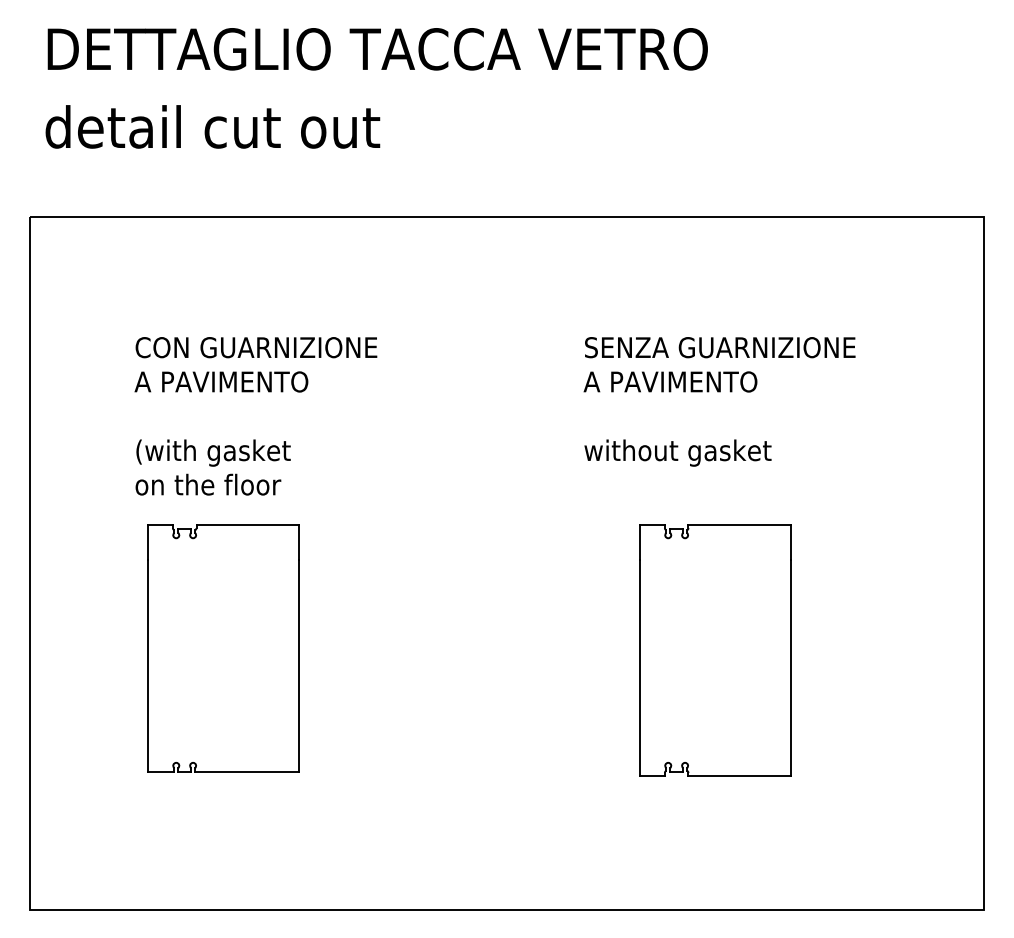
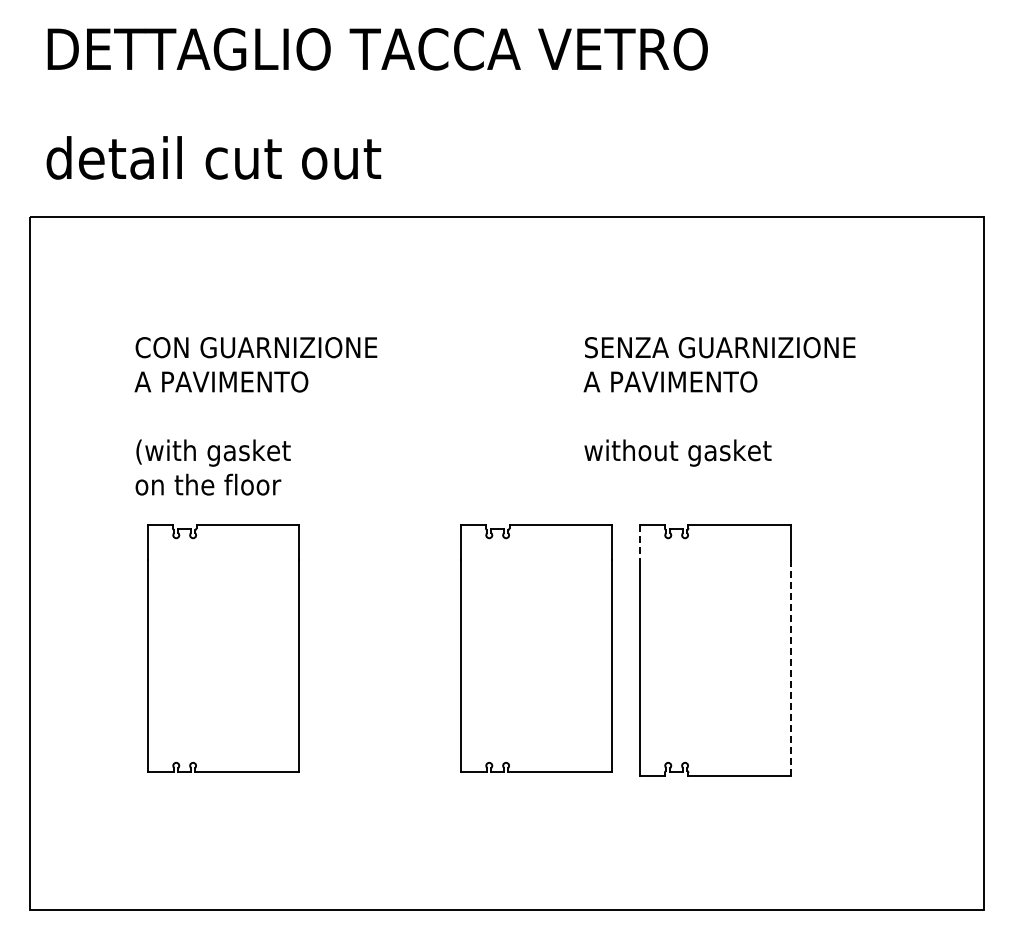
text position: (212, 126) -> (213, 157) (213, 157)
line: solid -> dashed (639, 543)
part: none -> present (536, 648)
line: solid -> dashed (790, 668)
